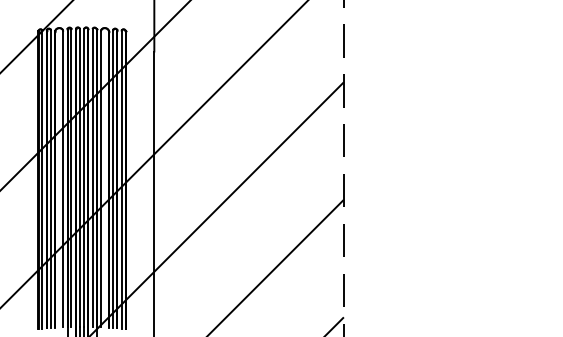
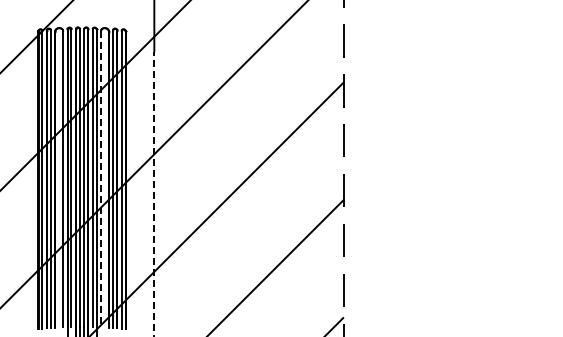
line: solid -> dashed (101, 179)
line: solid -> dashed (154, 194)
